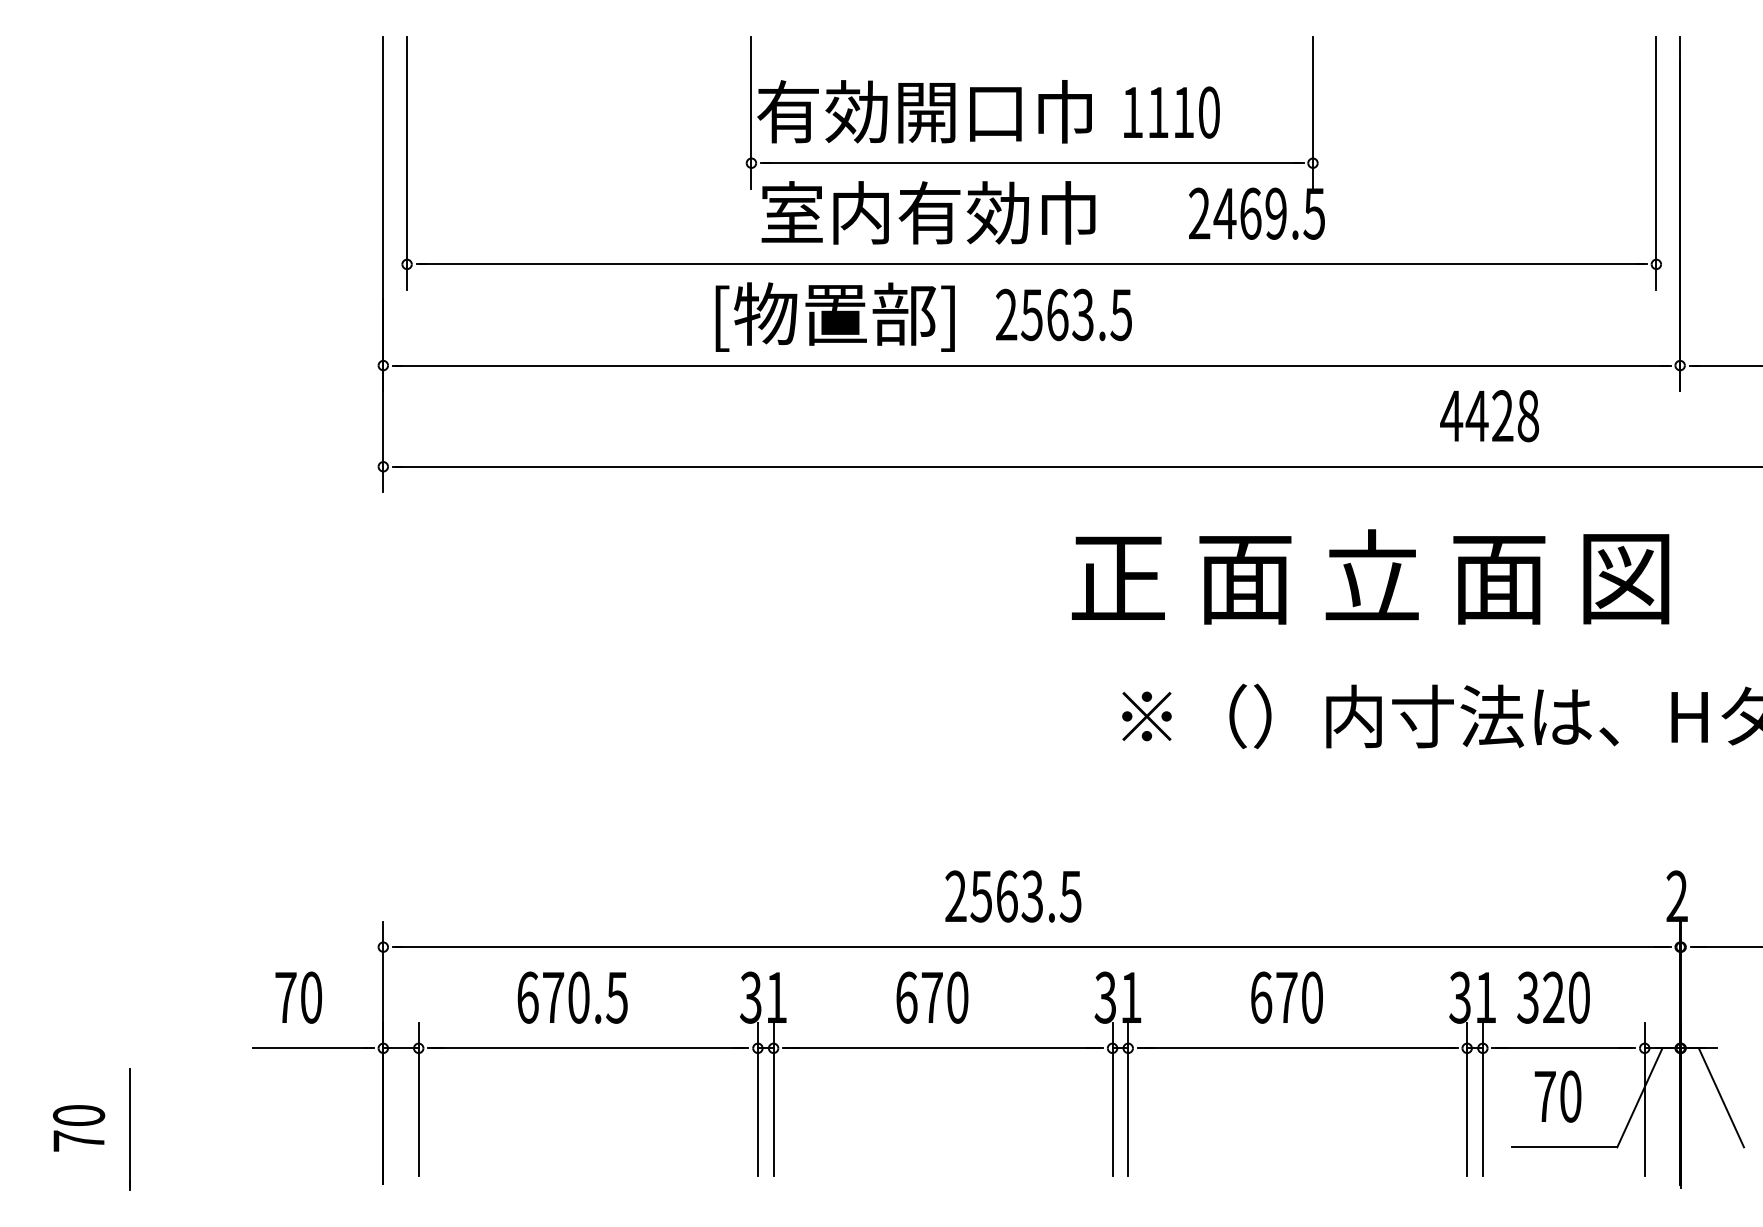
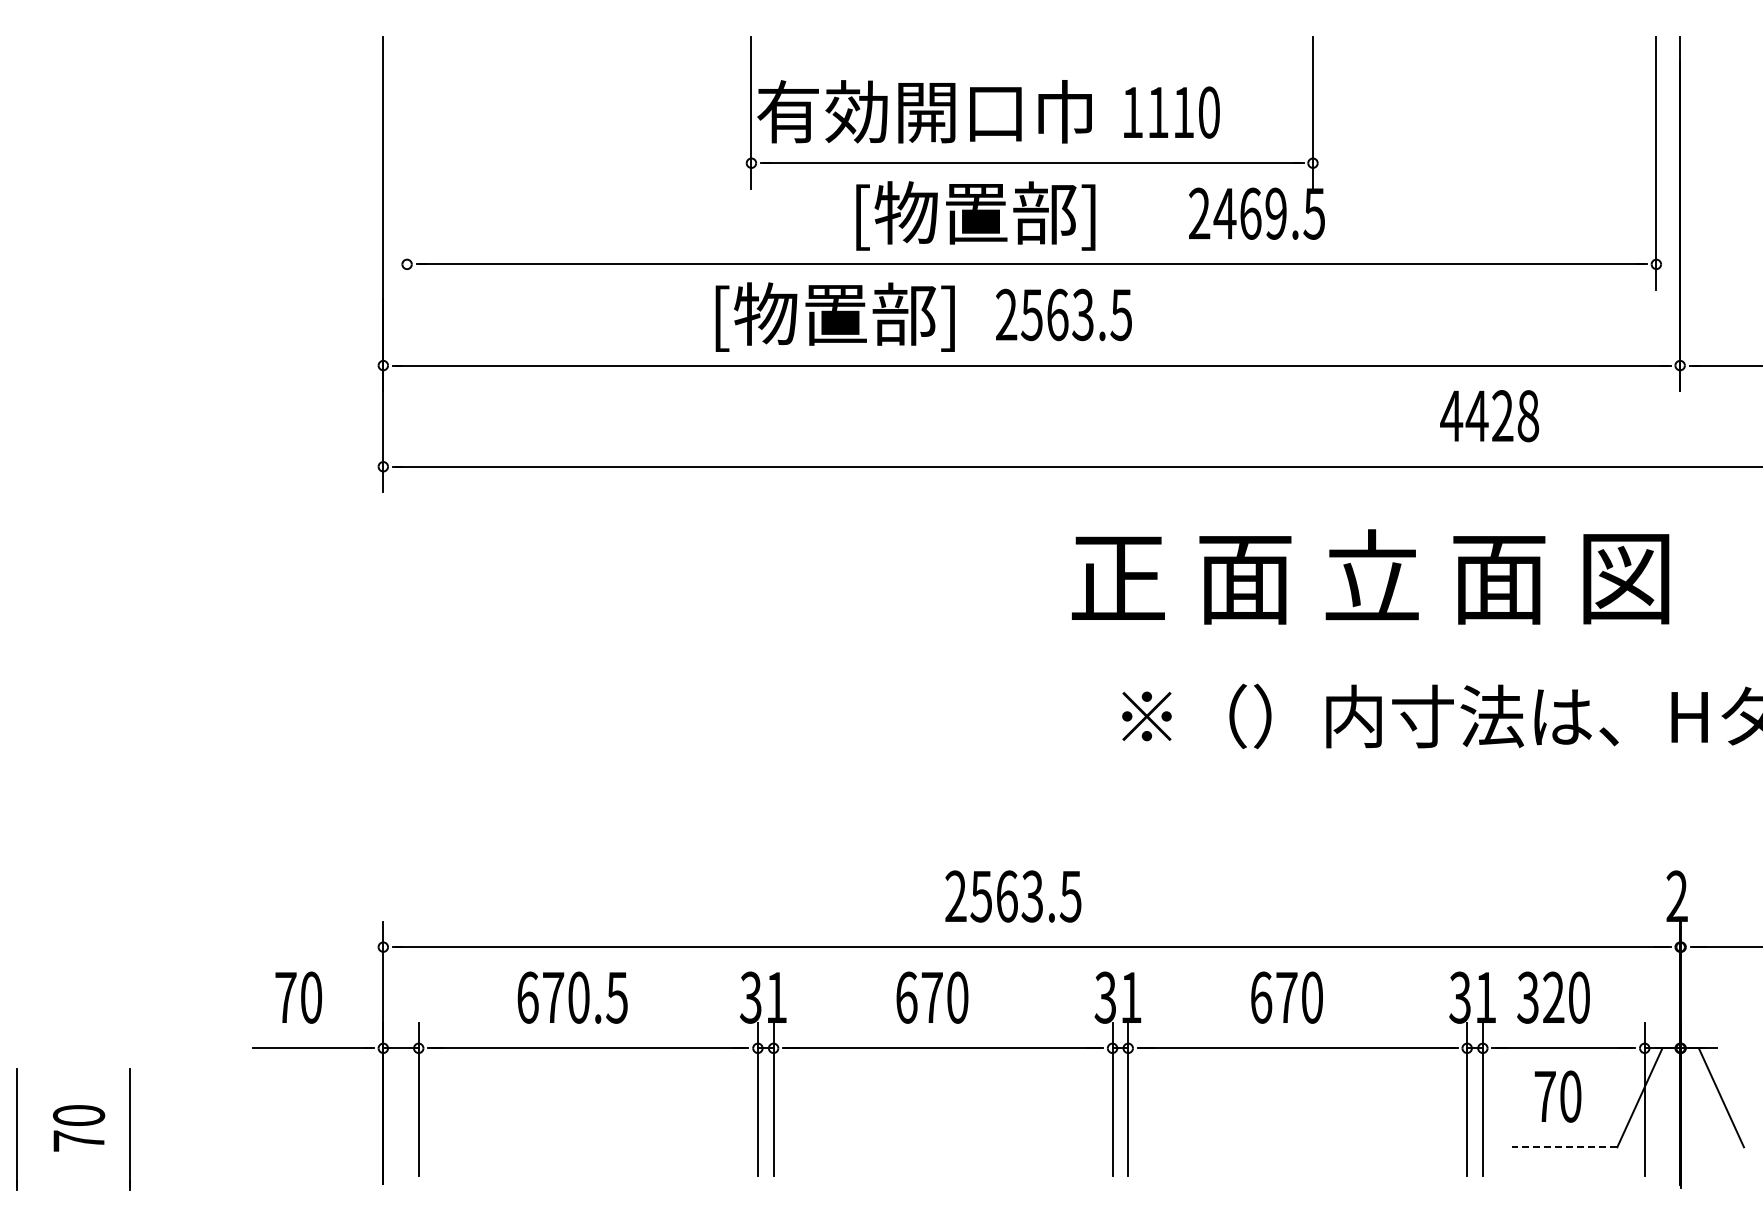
line: present -> none (407, 162)
text: 室内有効巾 -> [物置部] (928, 215)
line: none -> present (16, 1129)
line: solid -> dashed (1564, 1147)
